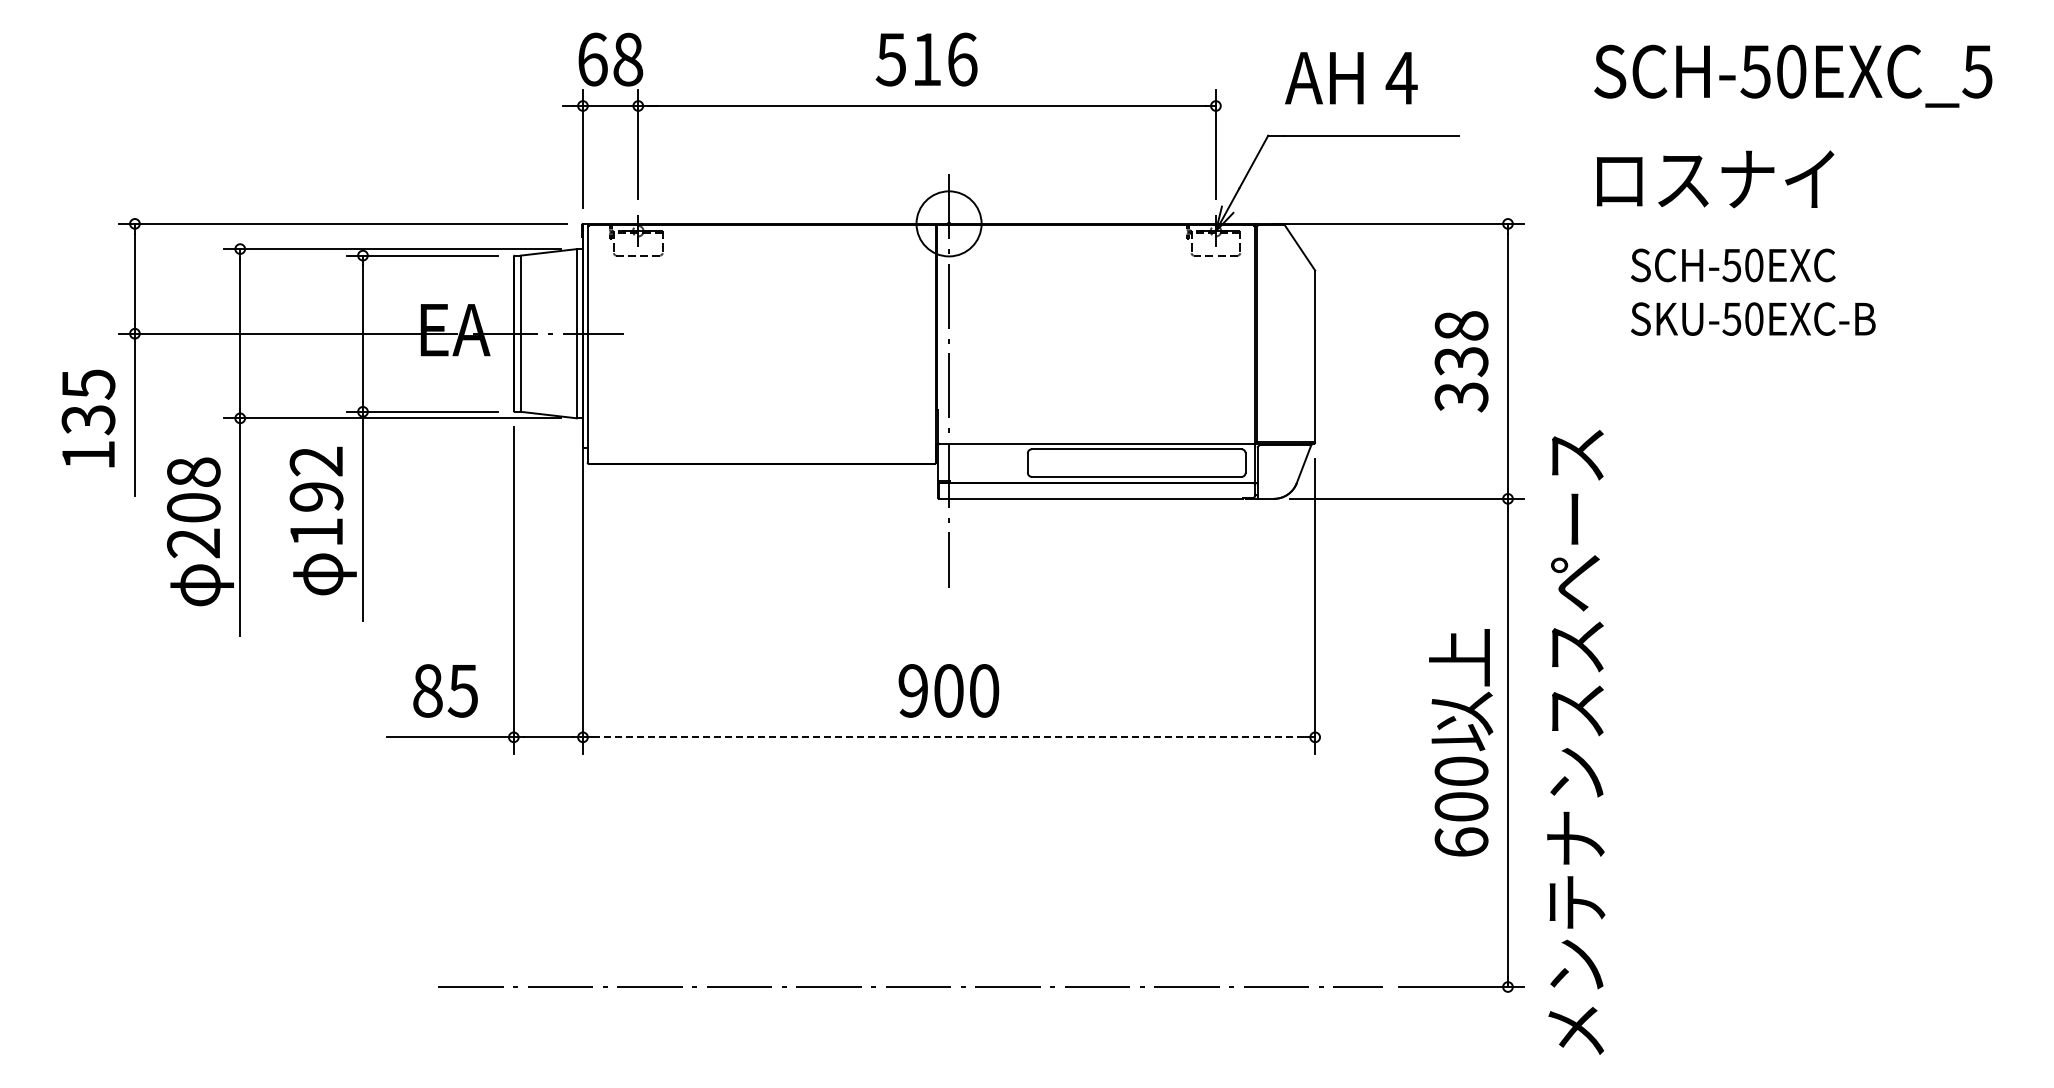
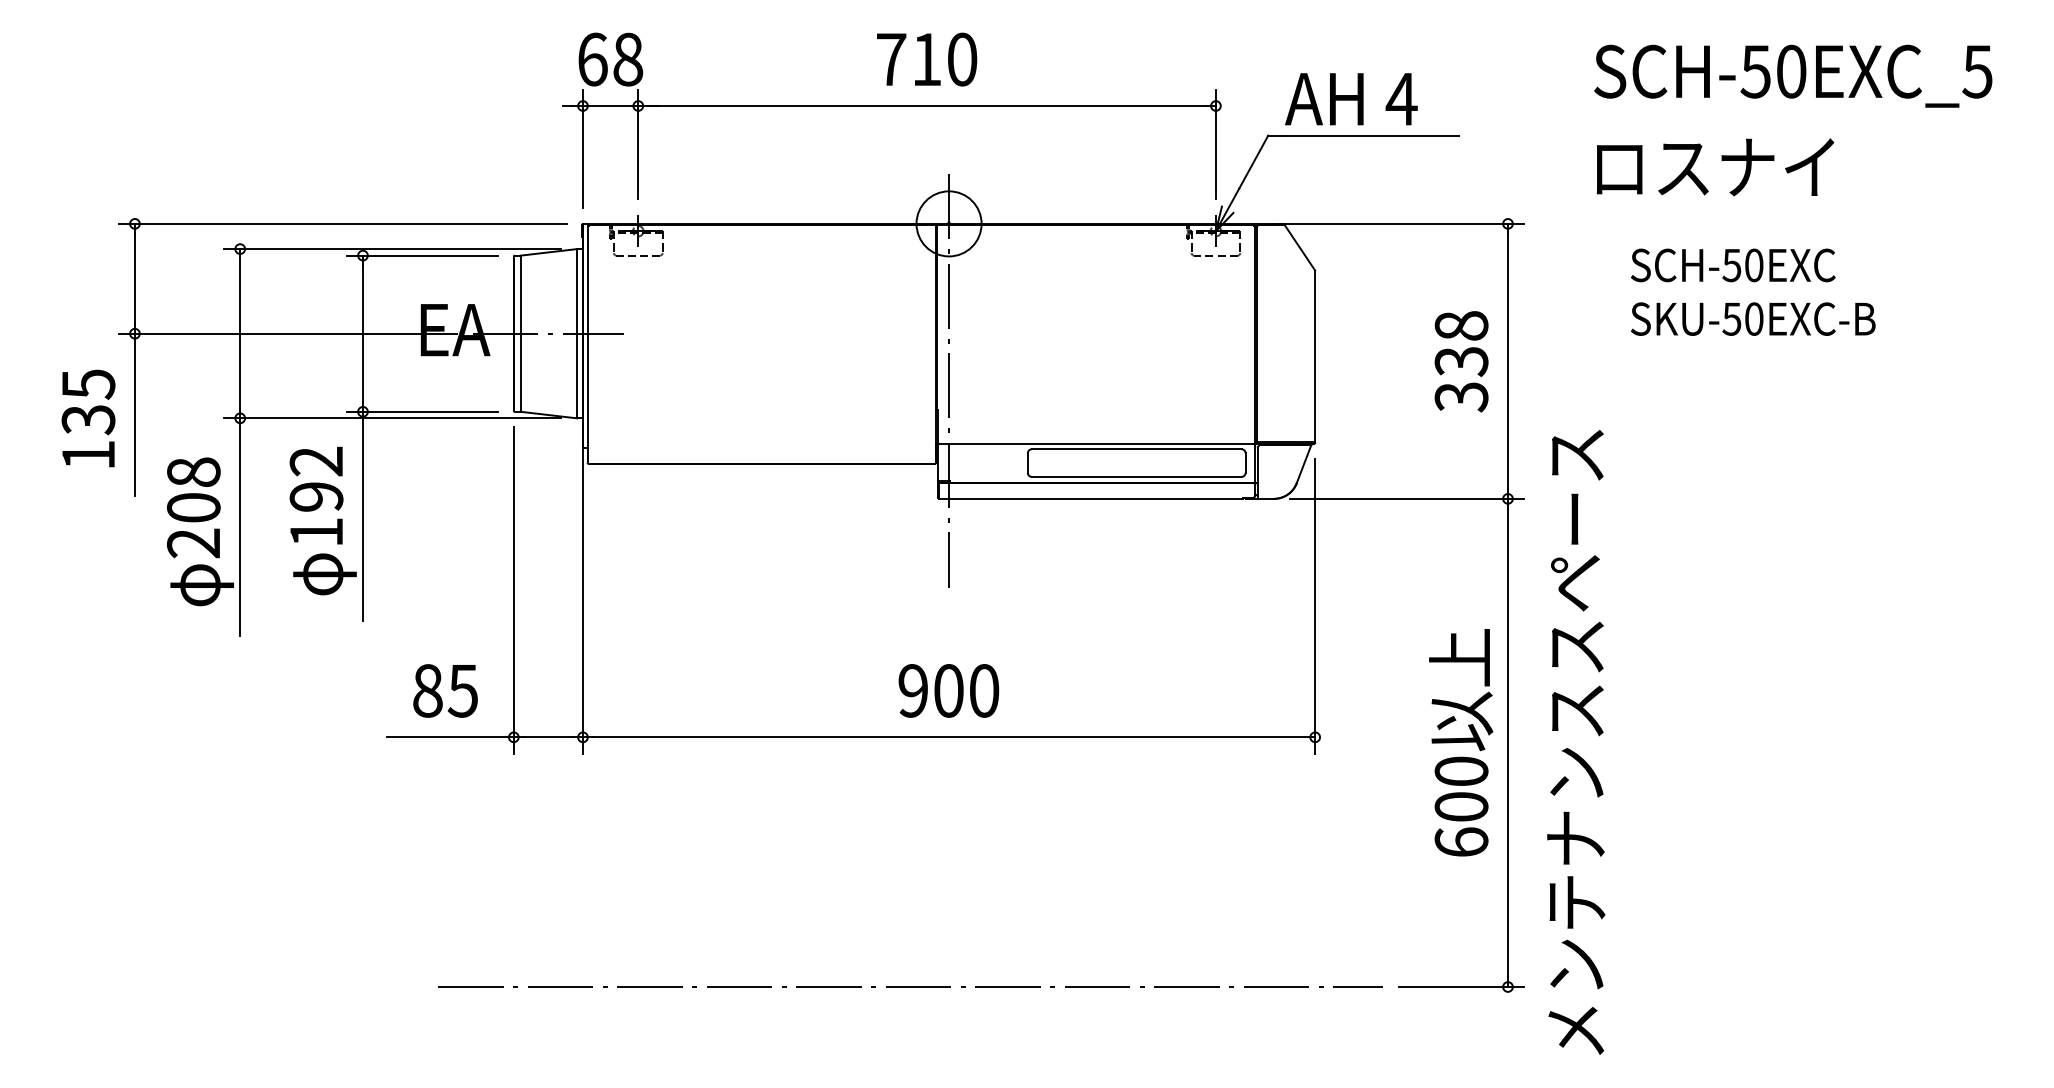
text: 516 -> 710 (926, 59)
text position: (1351, 78) -> (1351, 99) (1351, 99)
text position: (1715, 179) -> (1715, 167) (1715, 167)
line: dashed -> solid (949, 737)
